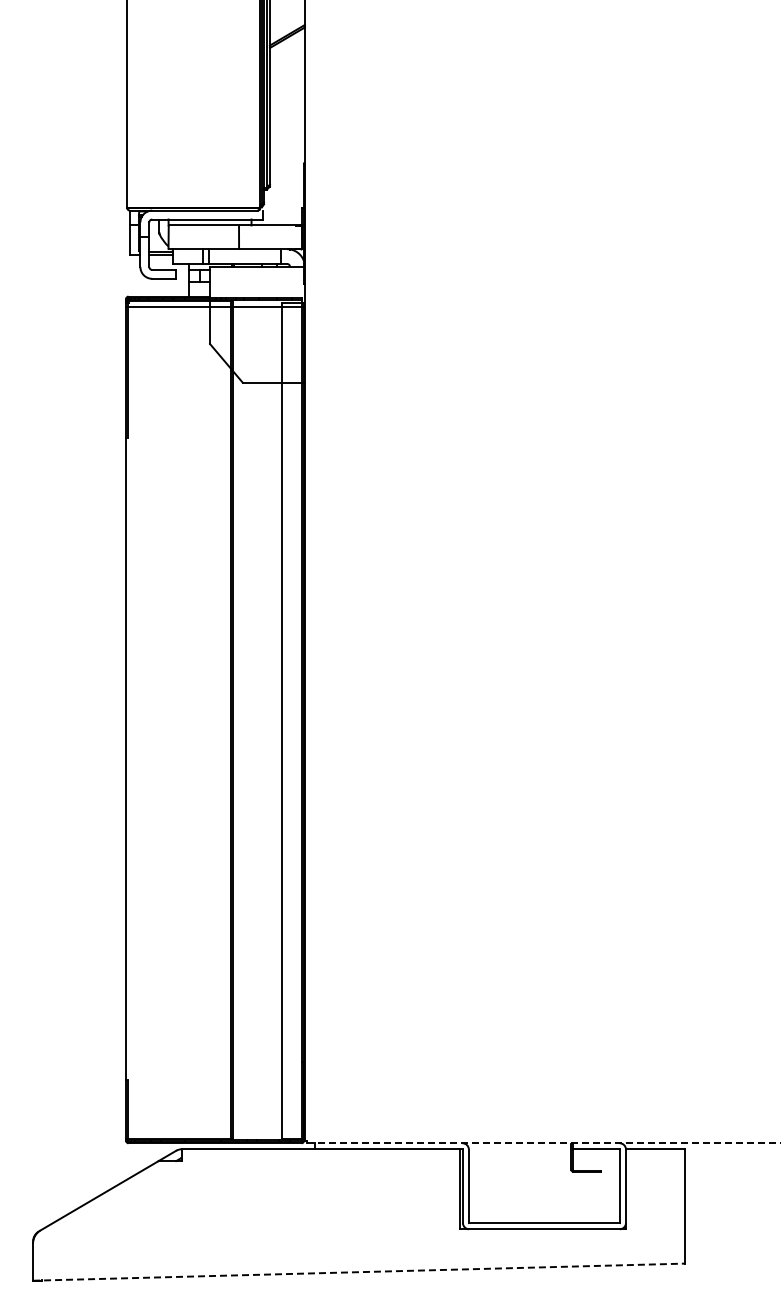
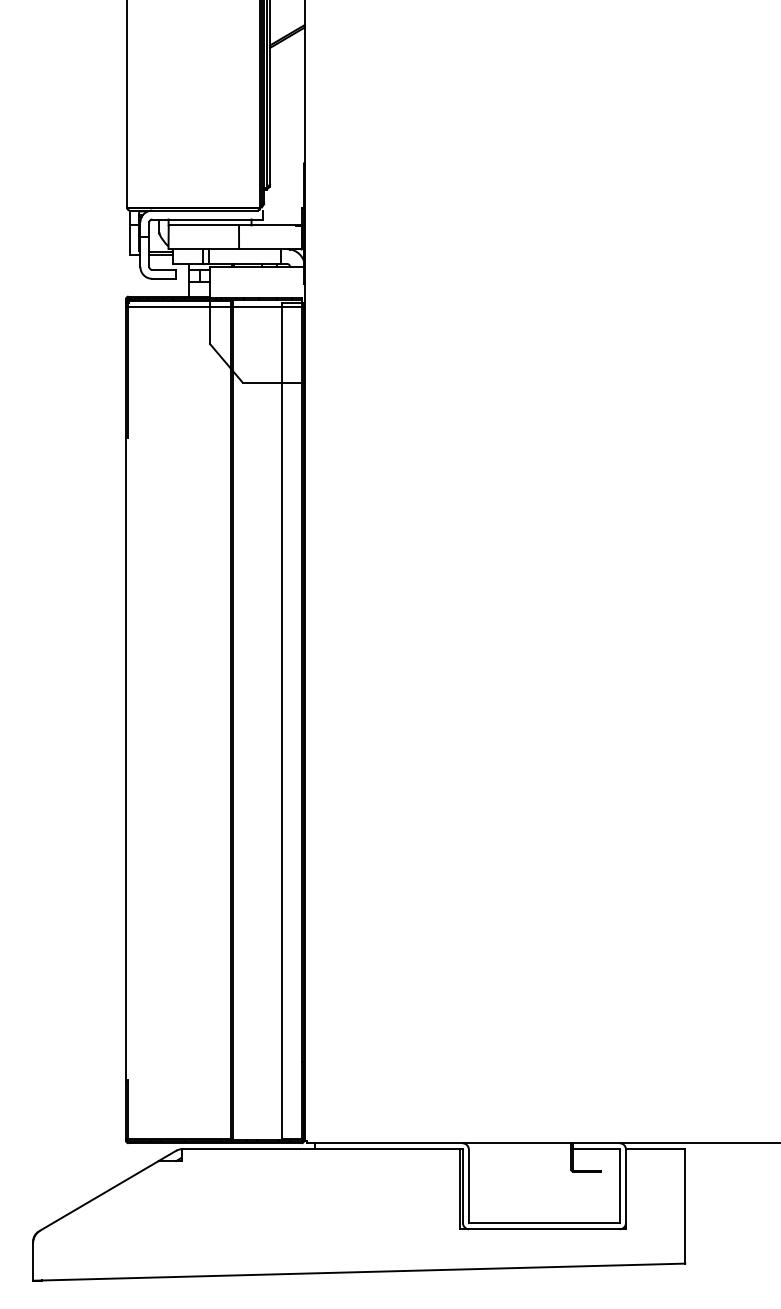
line: dashed -> solid (544, 1143)
line: dashed -> solid (359, 1272)
